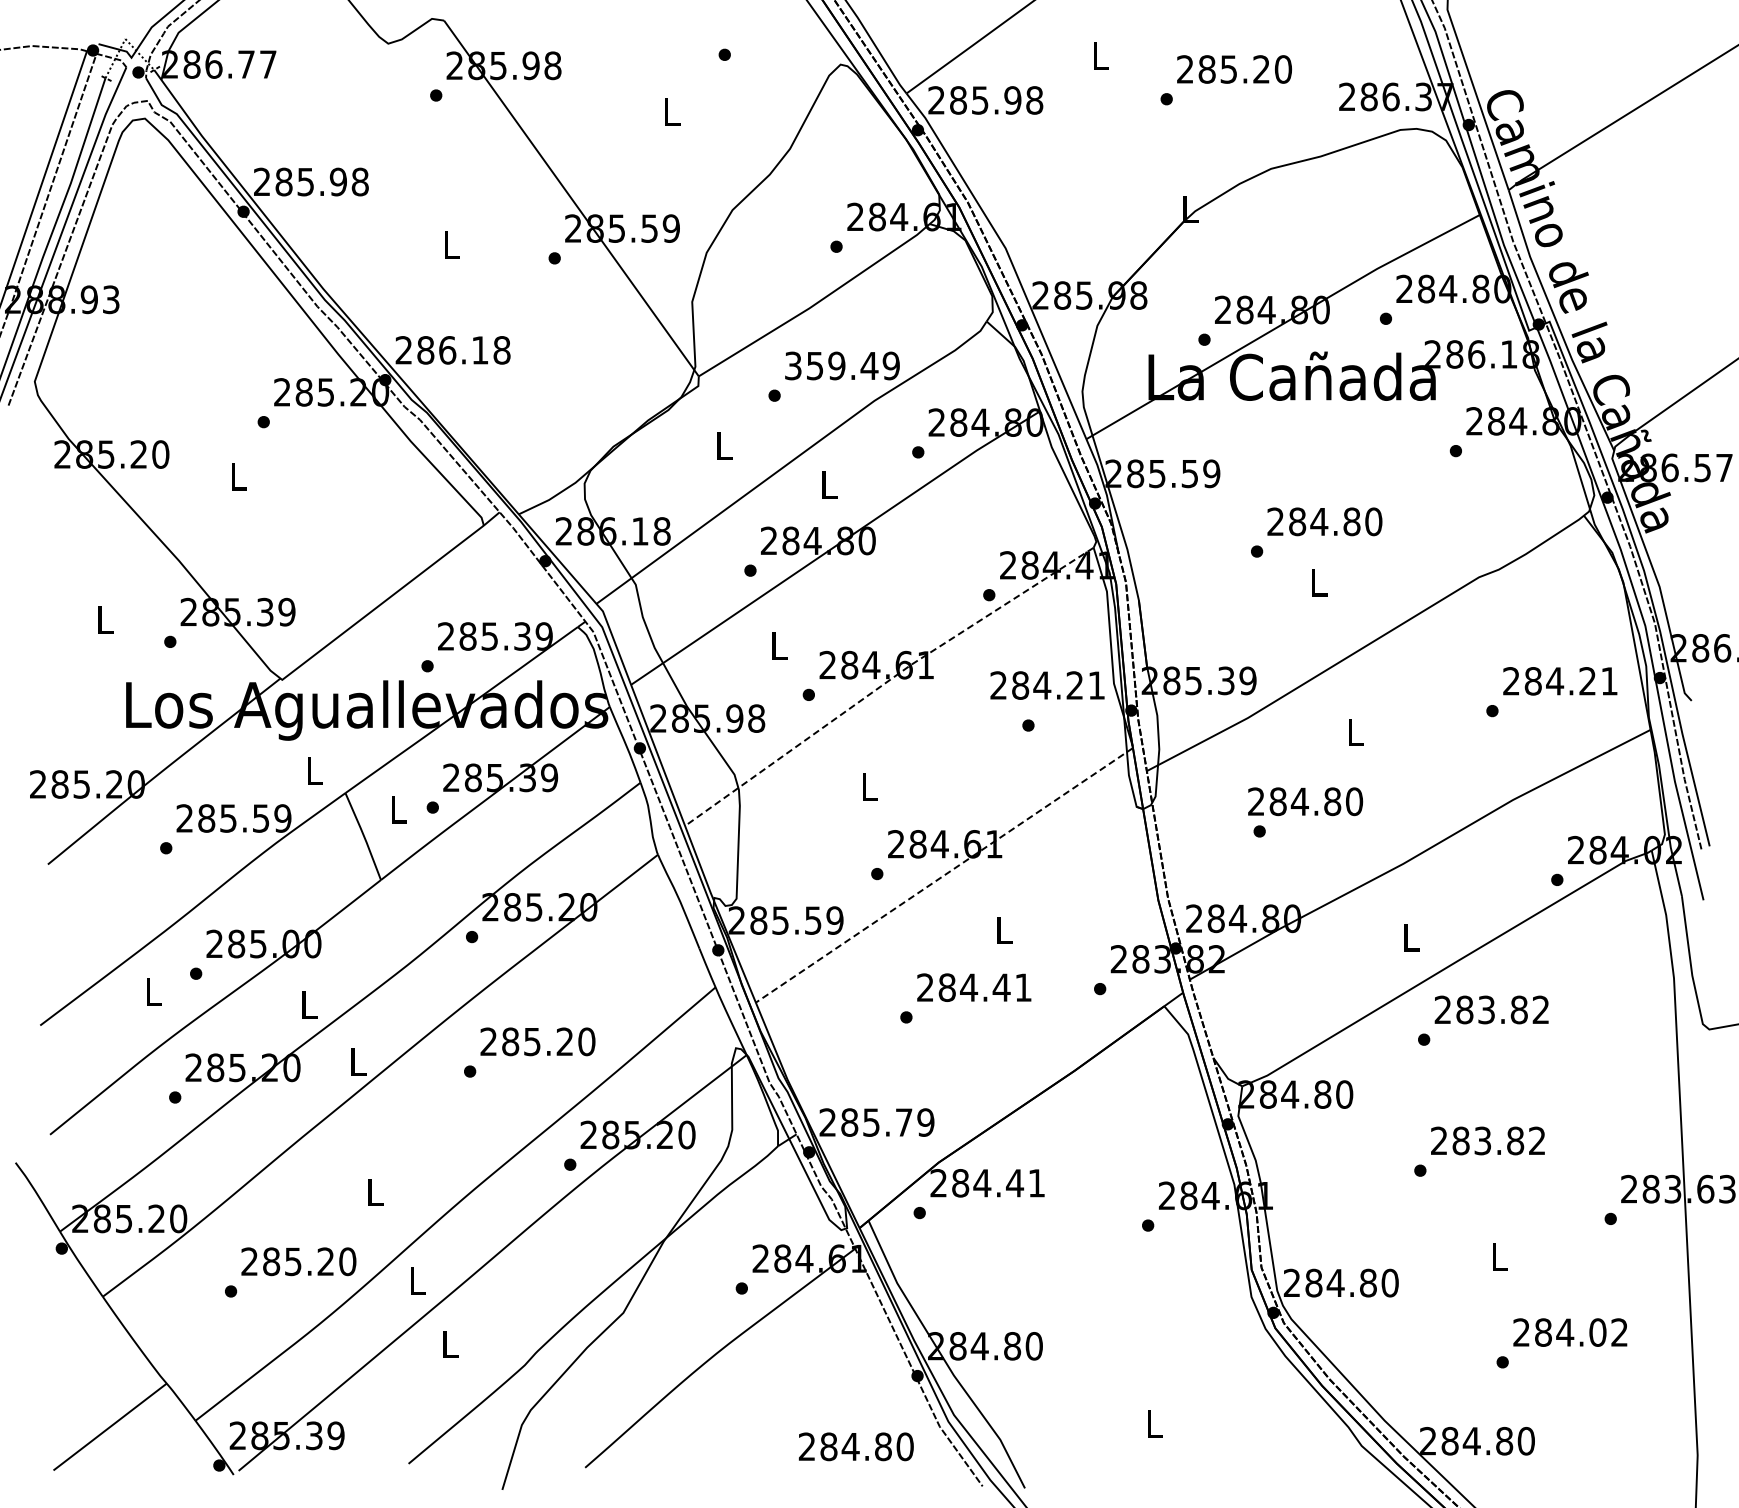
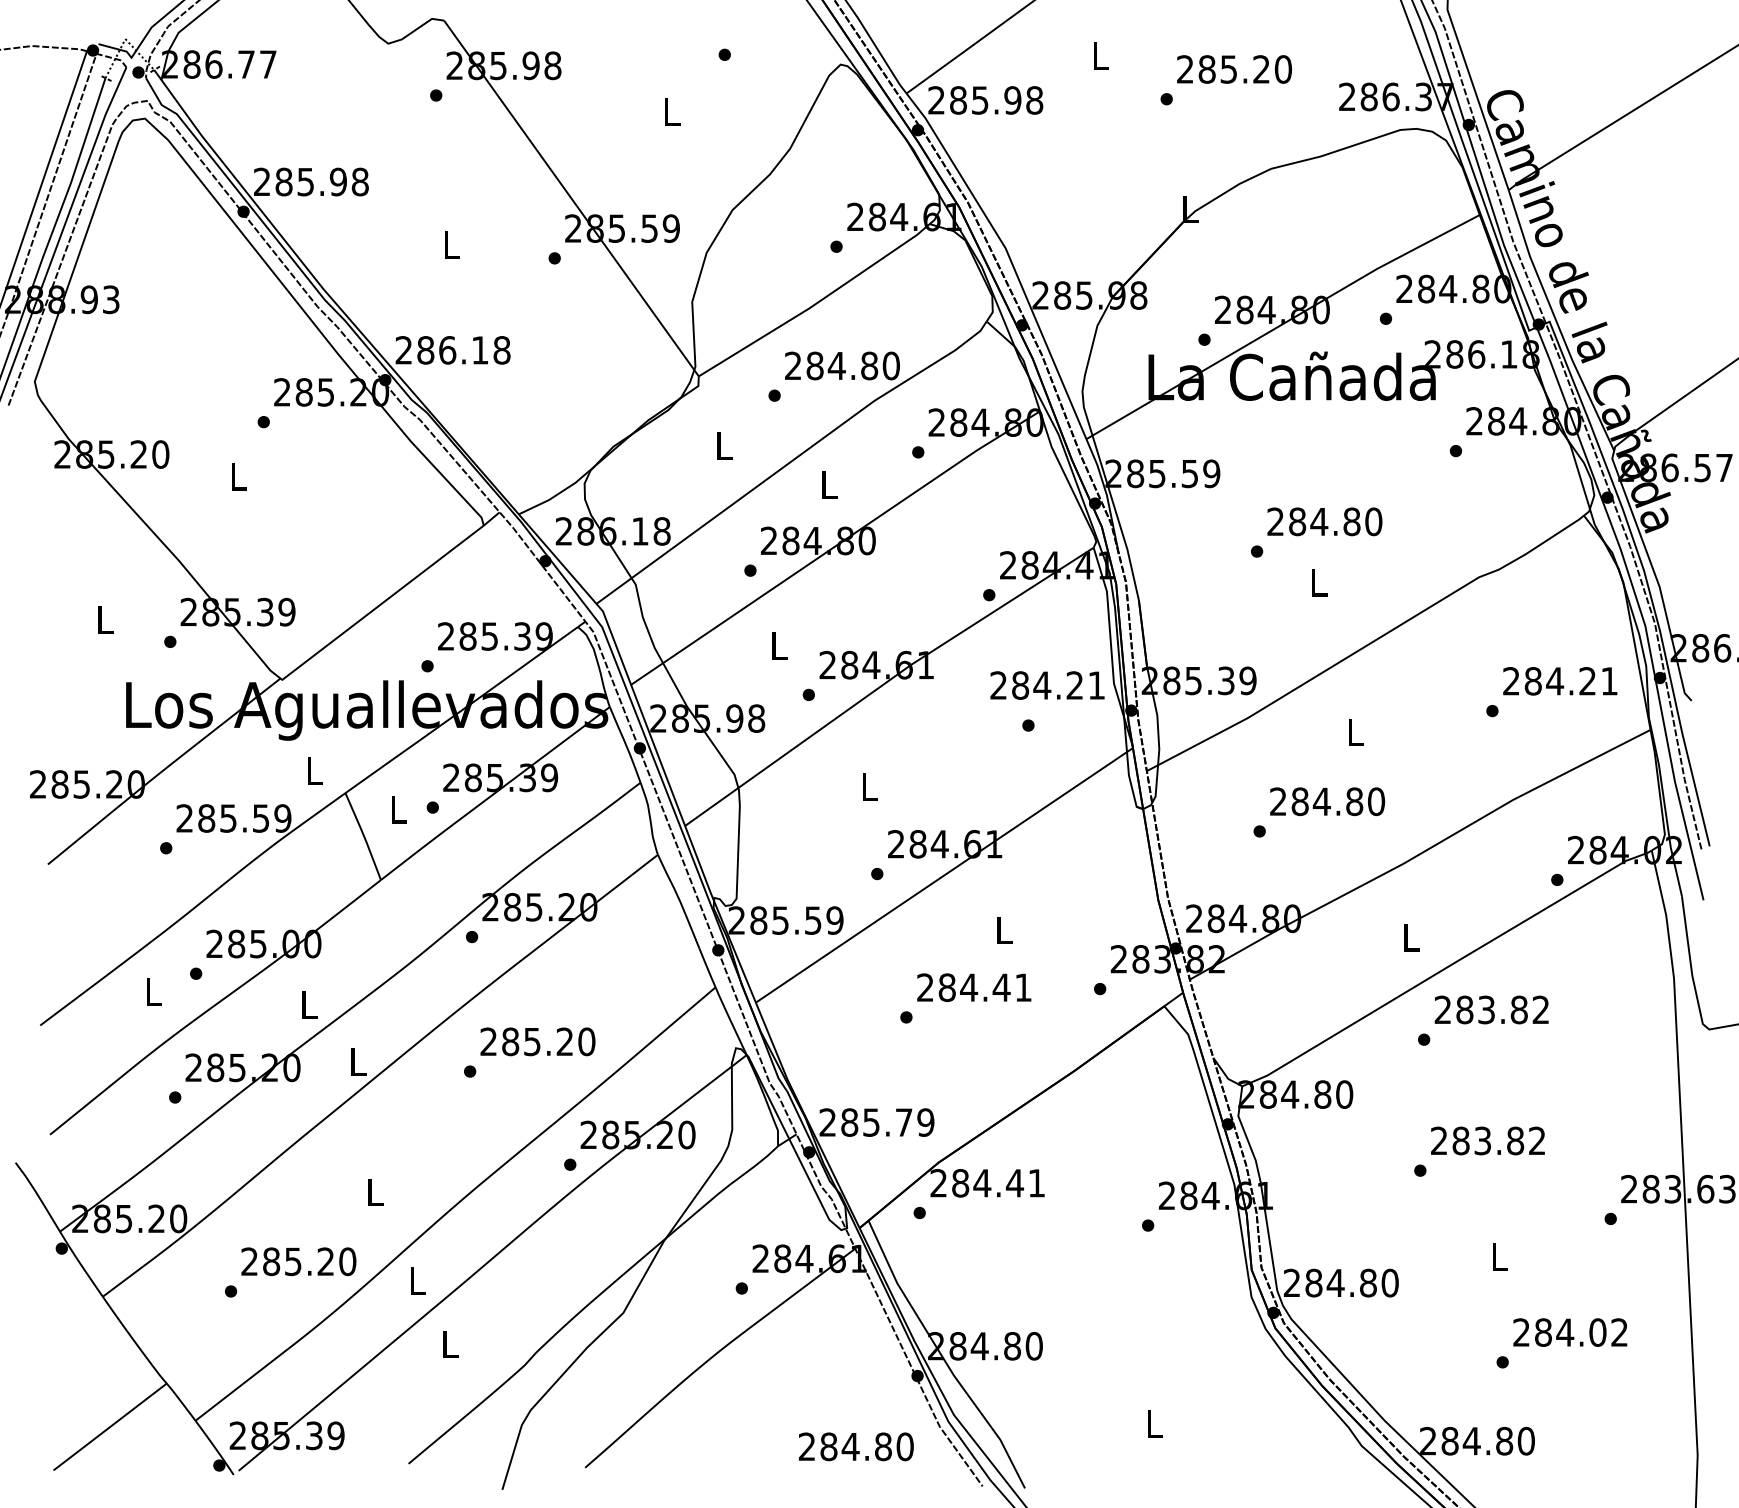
text: 359.49 -> 284.80 (842, 365)
line: dashed -> solid (886, 682)
text position: (1305, 801) -> (1327, 801) (1327, 801)
line: dashed -> solid (944, 875)
